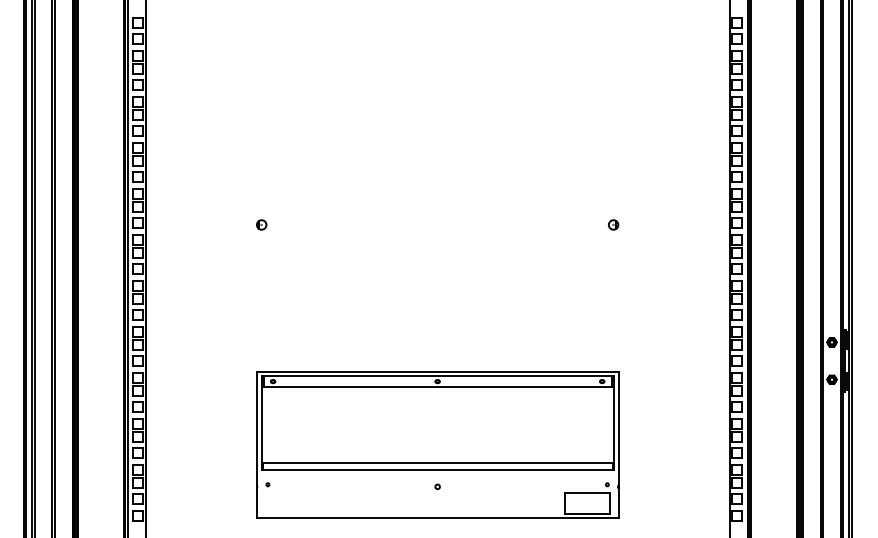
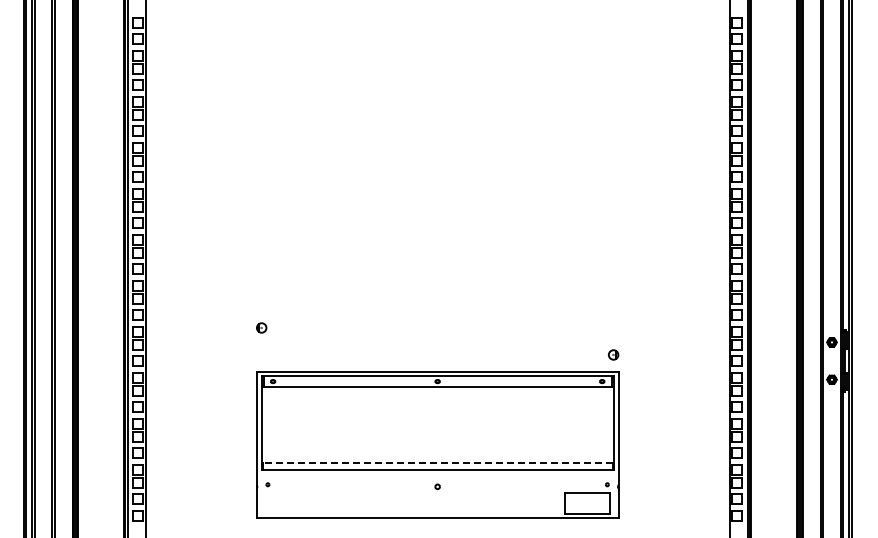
part position: (261, 224) -> (261, 327) (261, 327)
part position: (613, 224) -> (613, 354) (613, 354)
line: solid -> dashed (437, 462)
